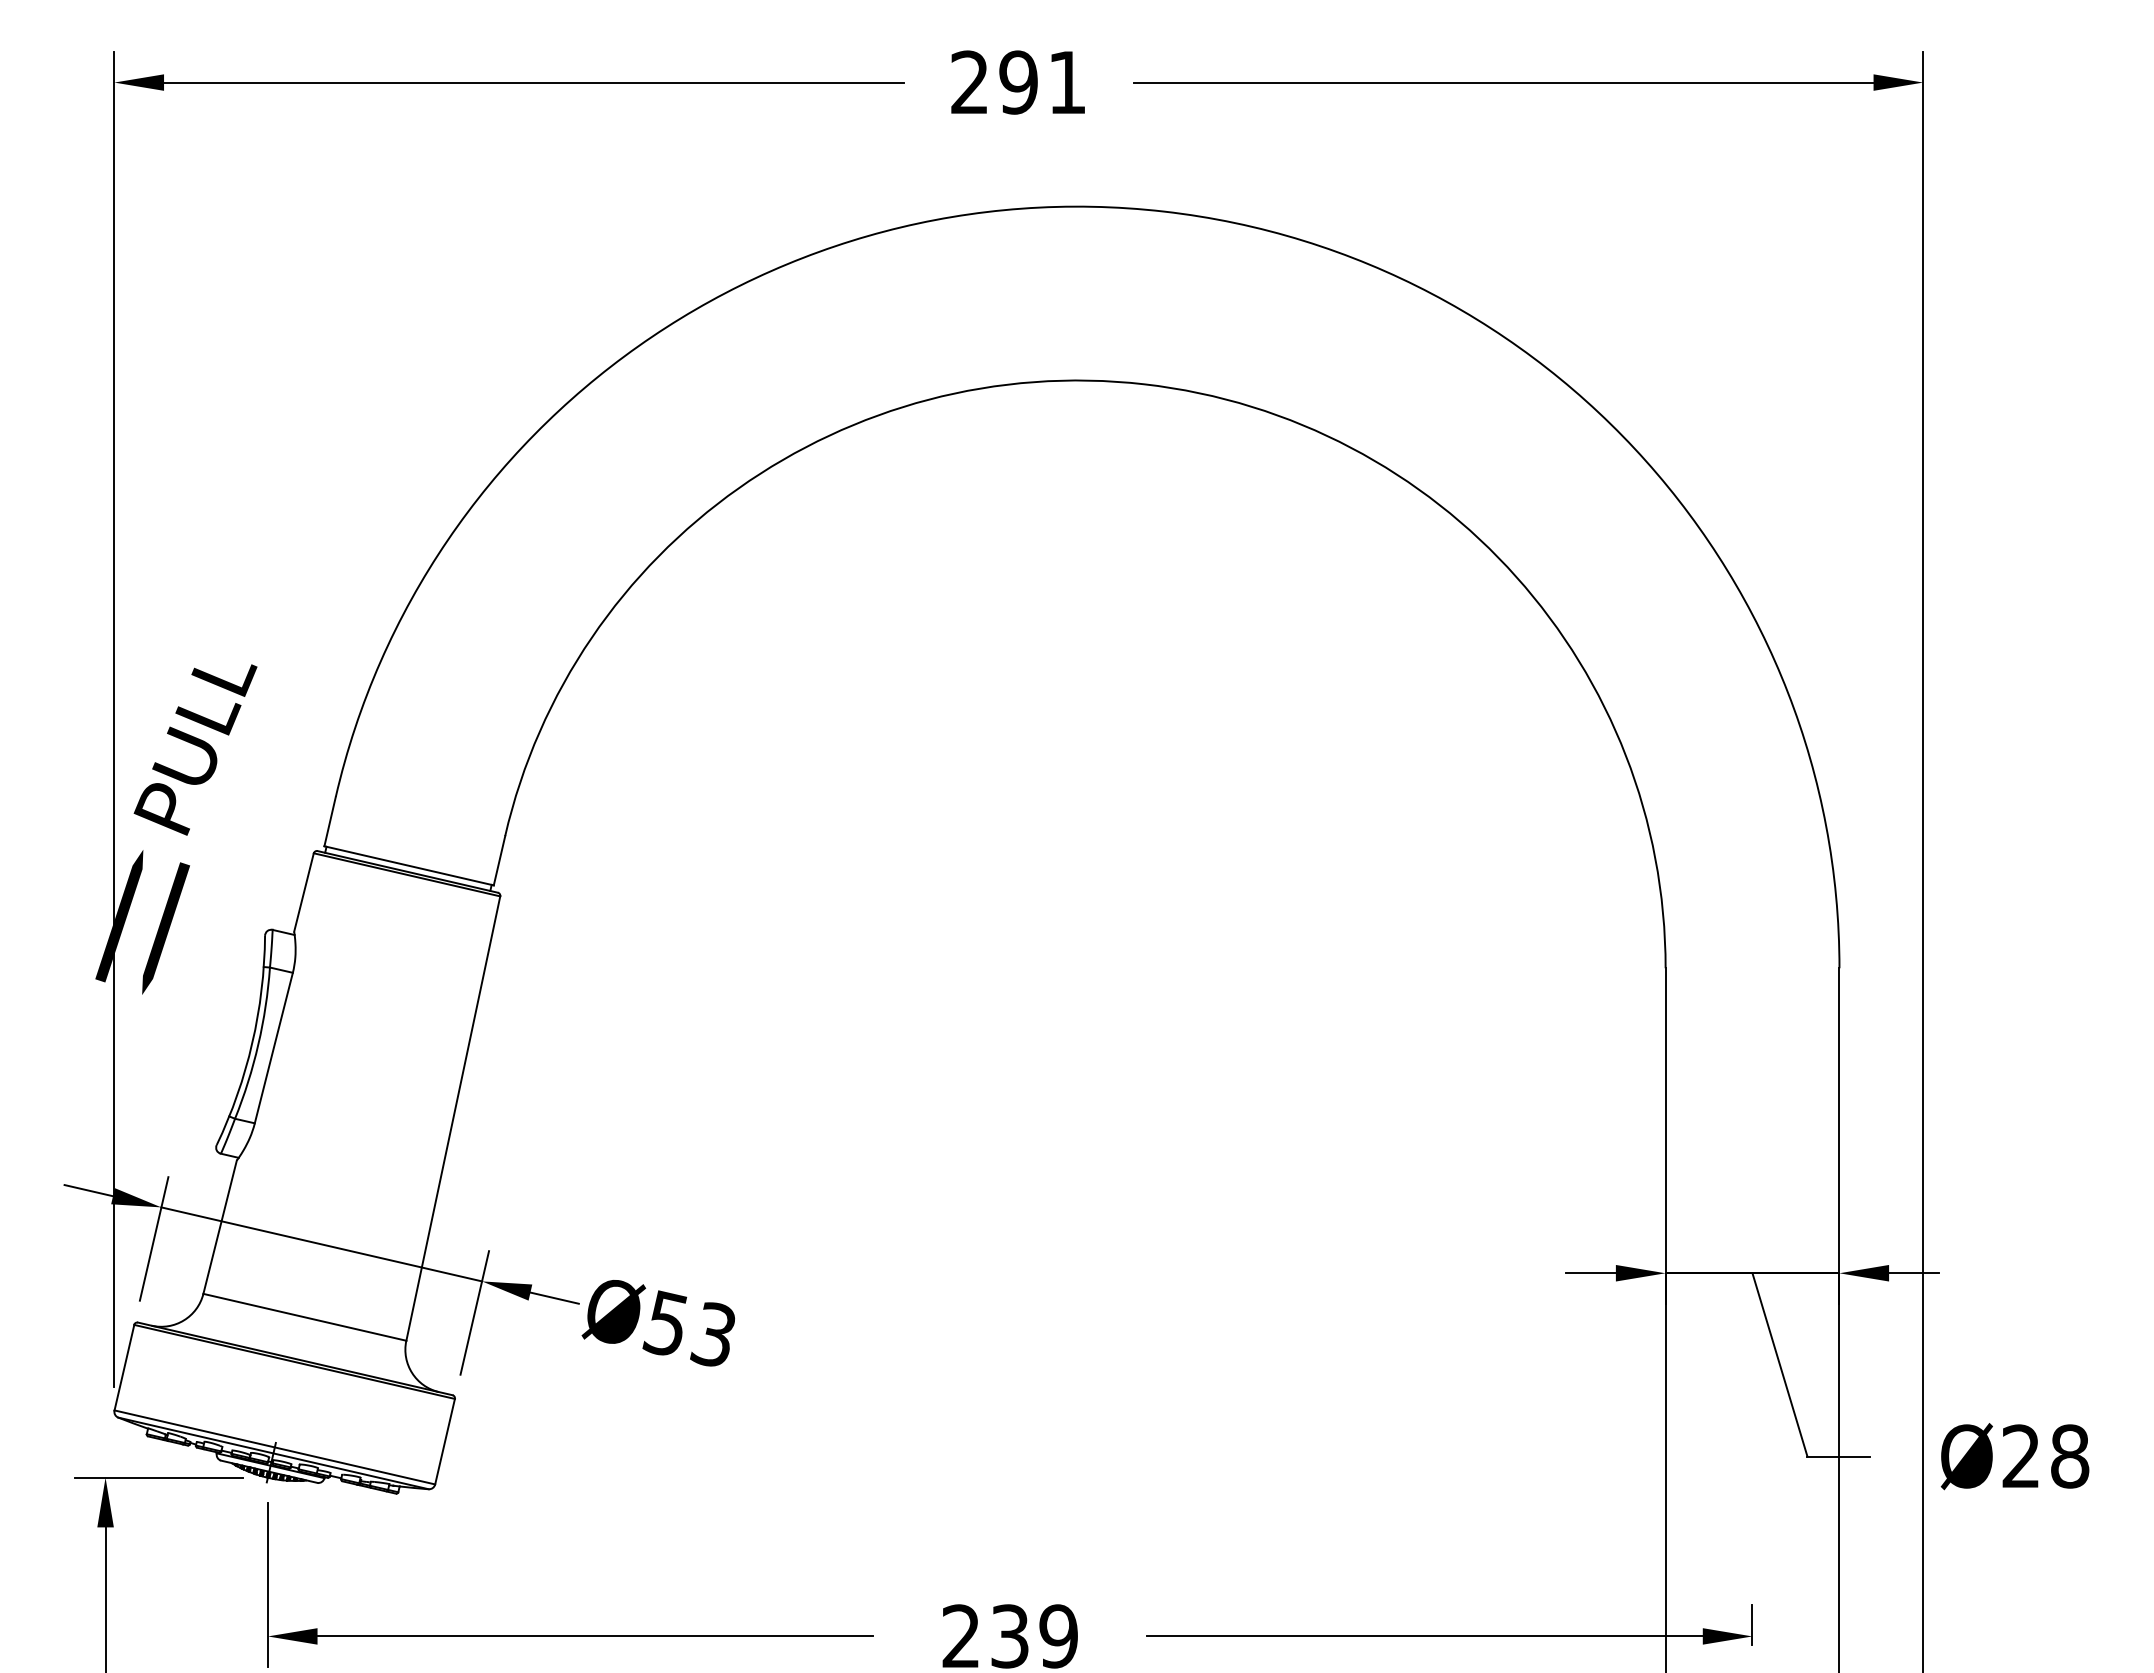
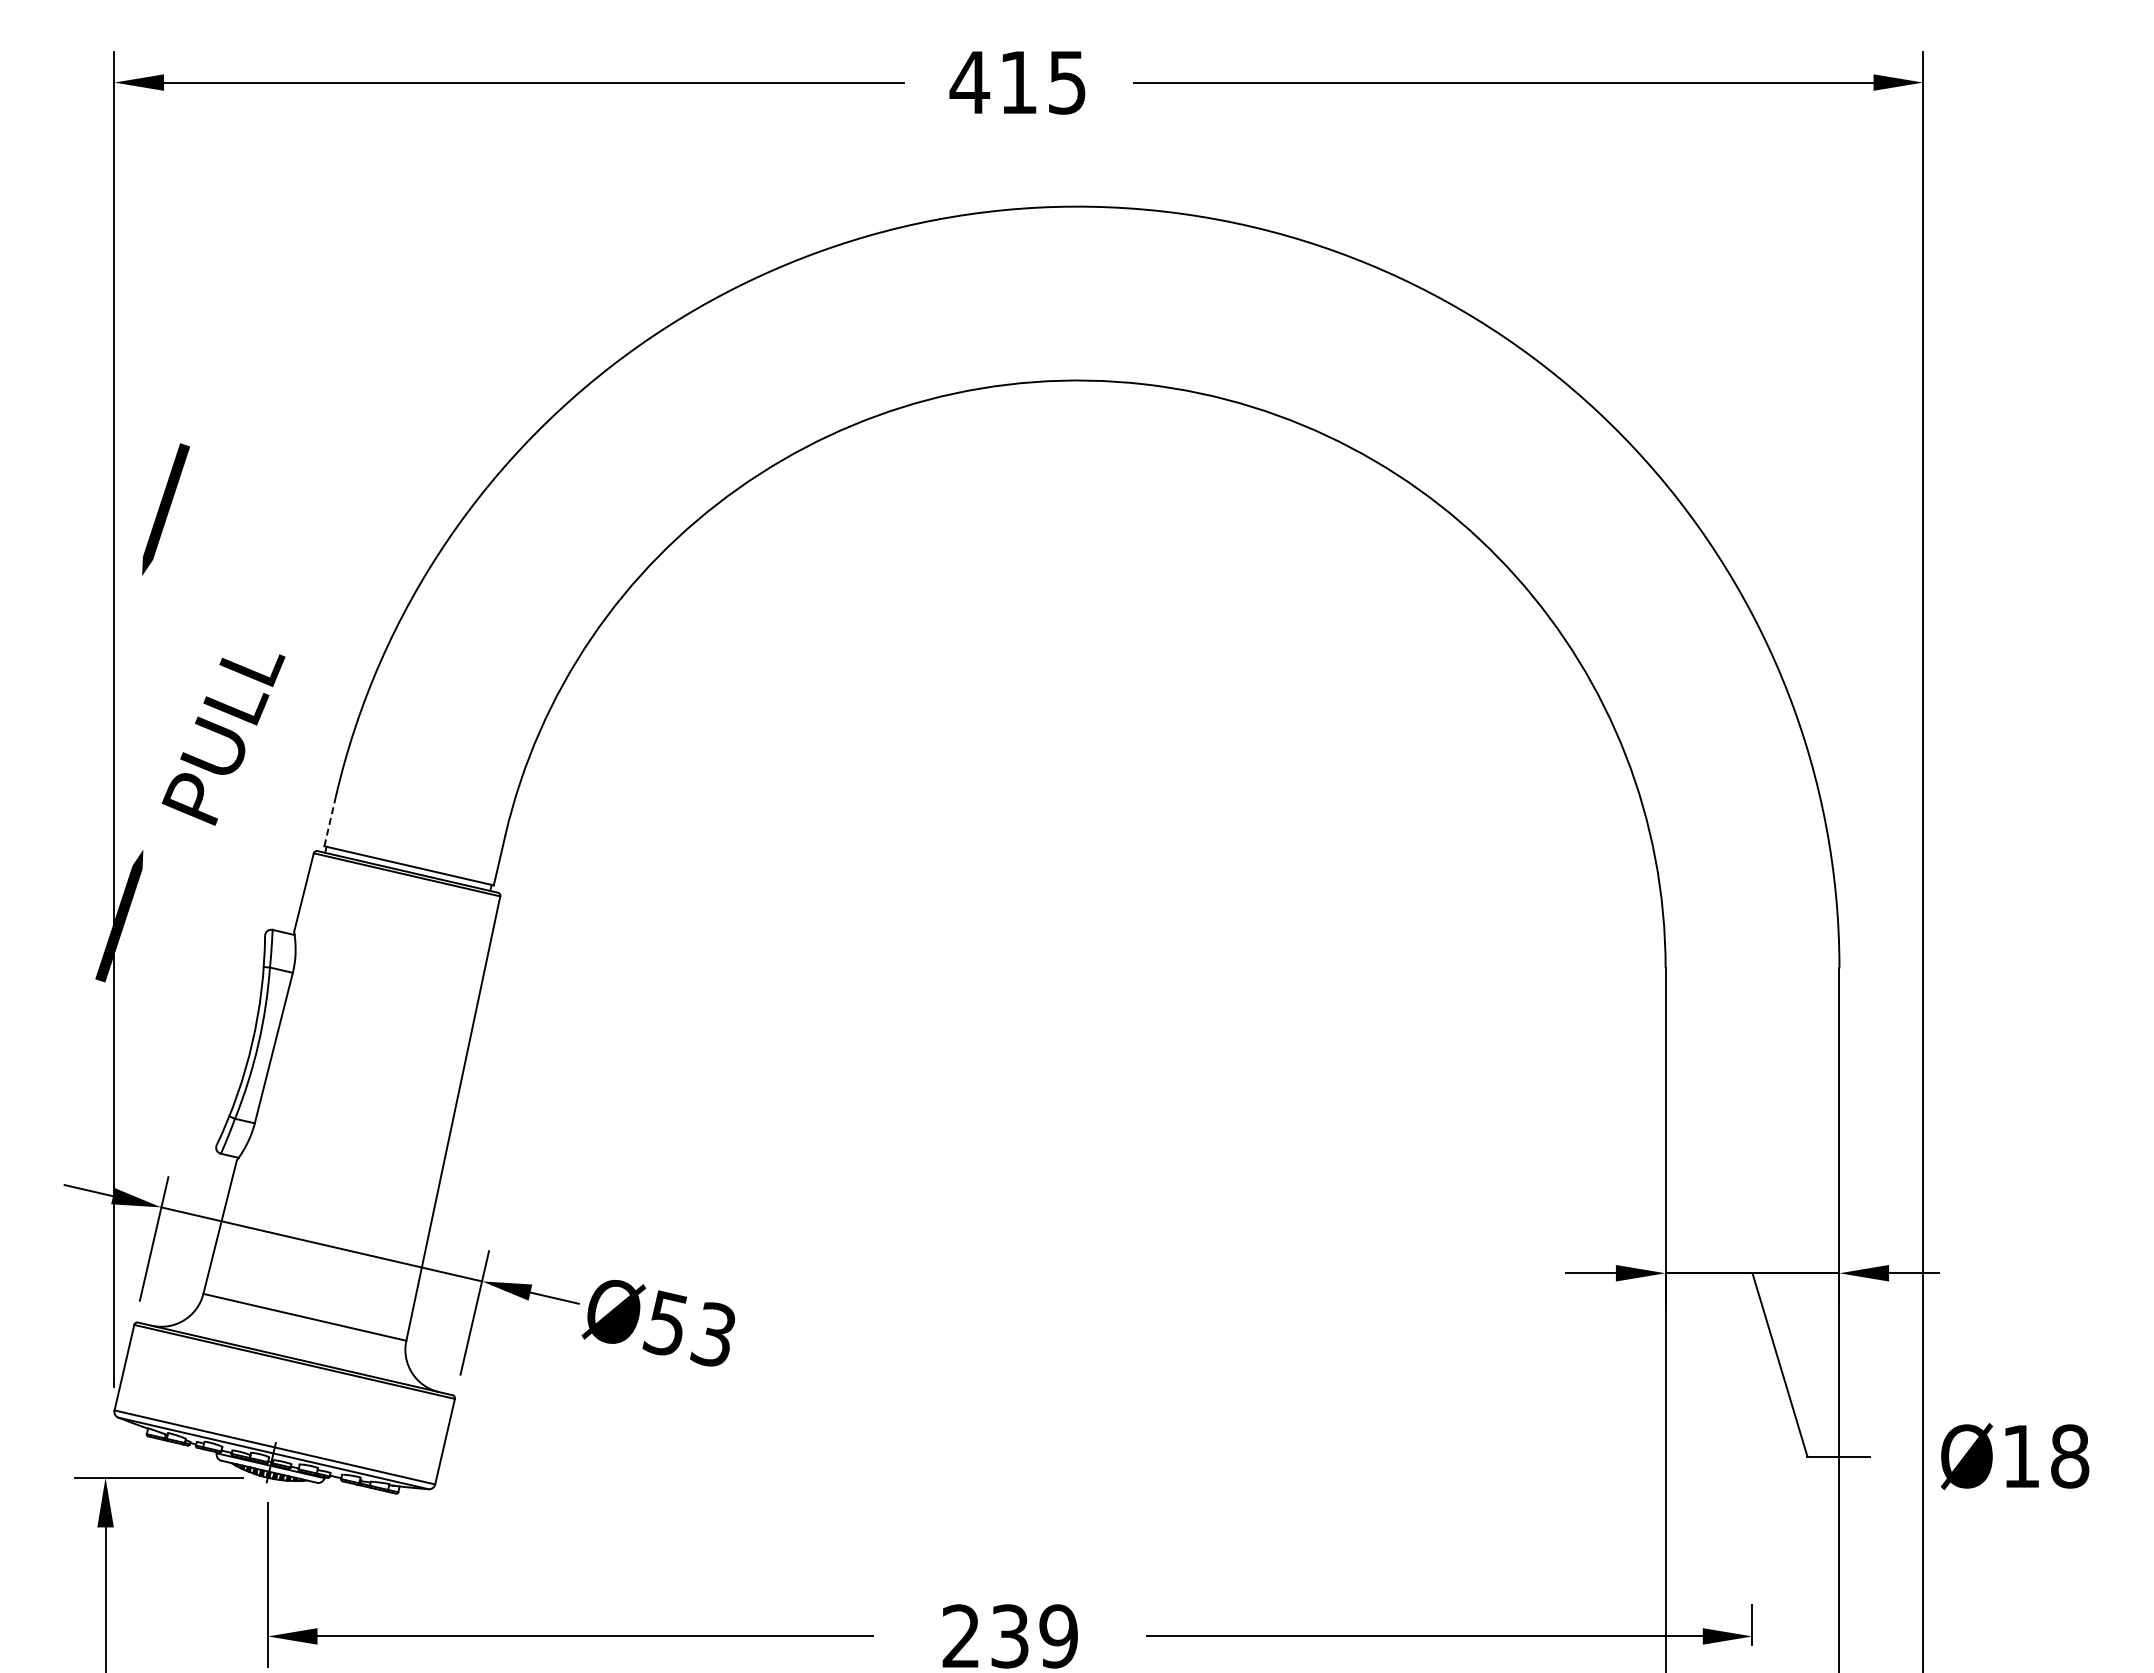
text: 291 -> 415 (1017, 82)
text position: (195, 749) -> (223, 739) (223, 739)
line: solid -> dashed (330, 821)
line position: (165, 928) -> (165, 509) (165, 509)
text: Ø28 -> Ø18 (2020, 1455)
